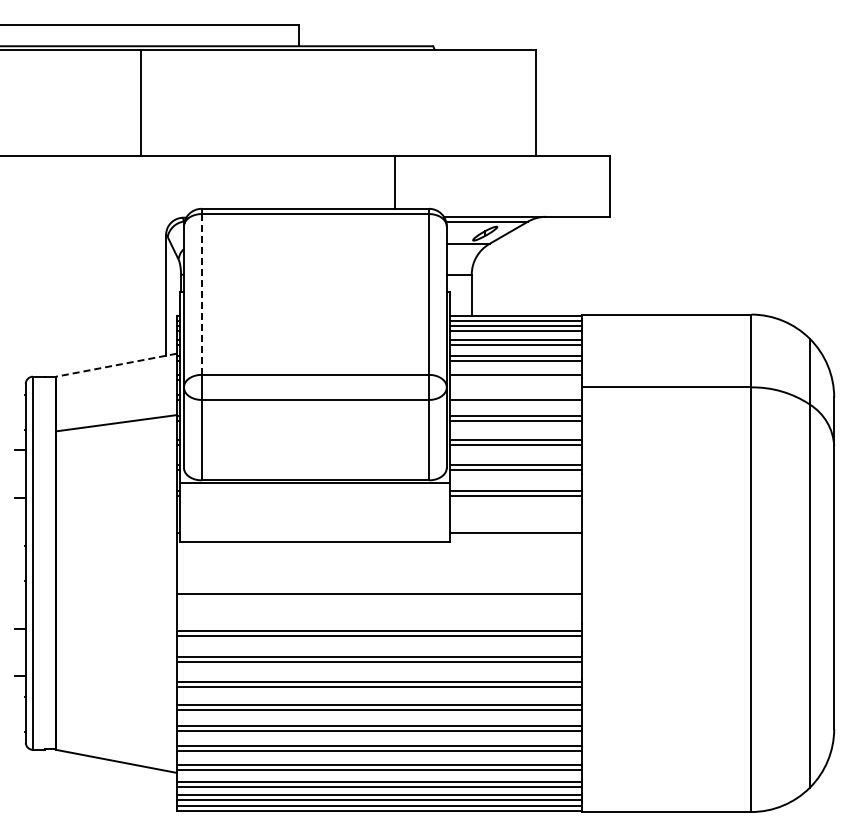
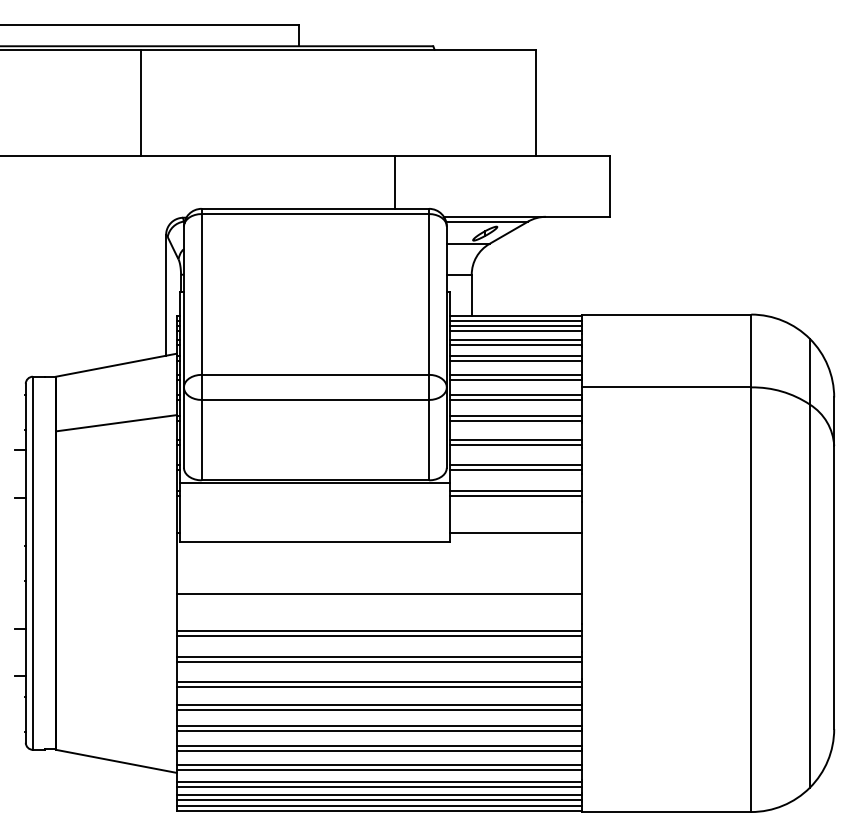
line: dashed -> solid (201, 293)
line: dashed -> solid (115, 365)
line: none -> present (515, 380)
line: none -> present (515, 395)
